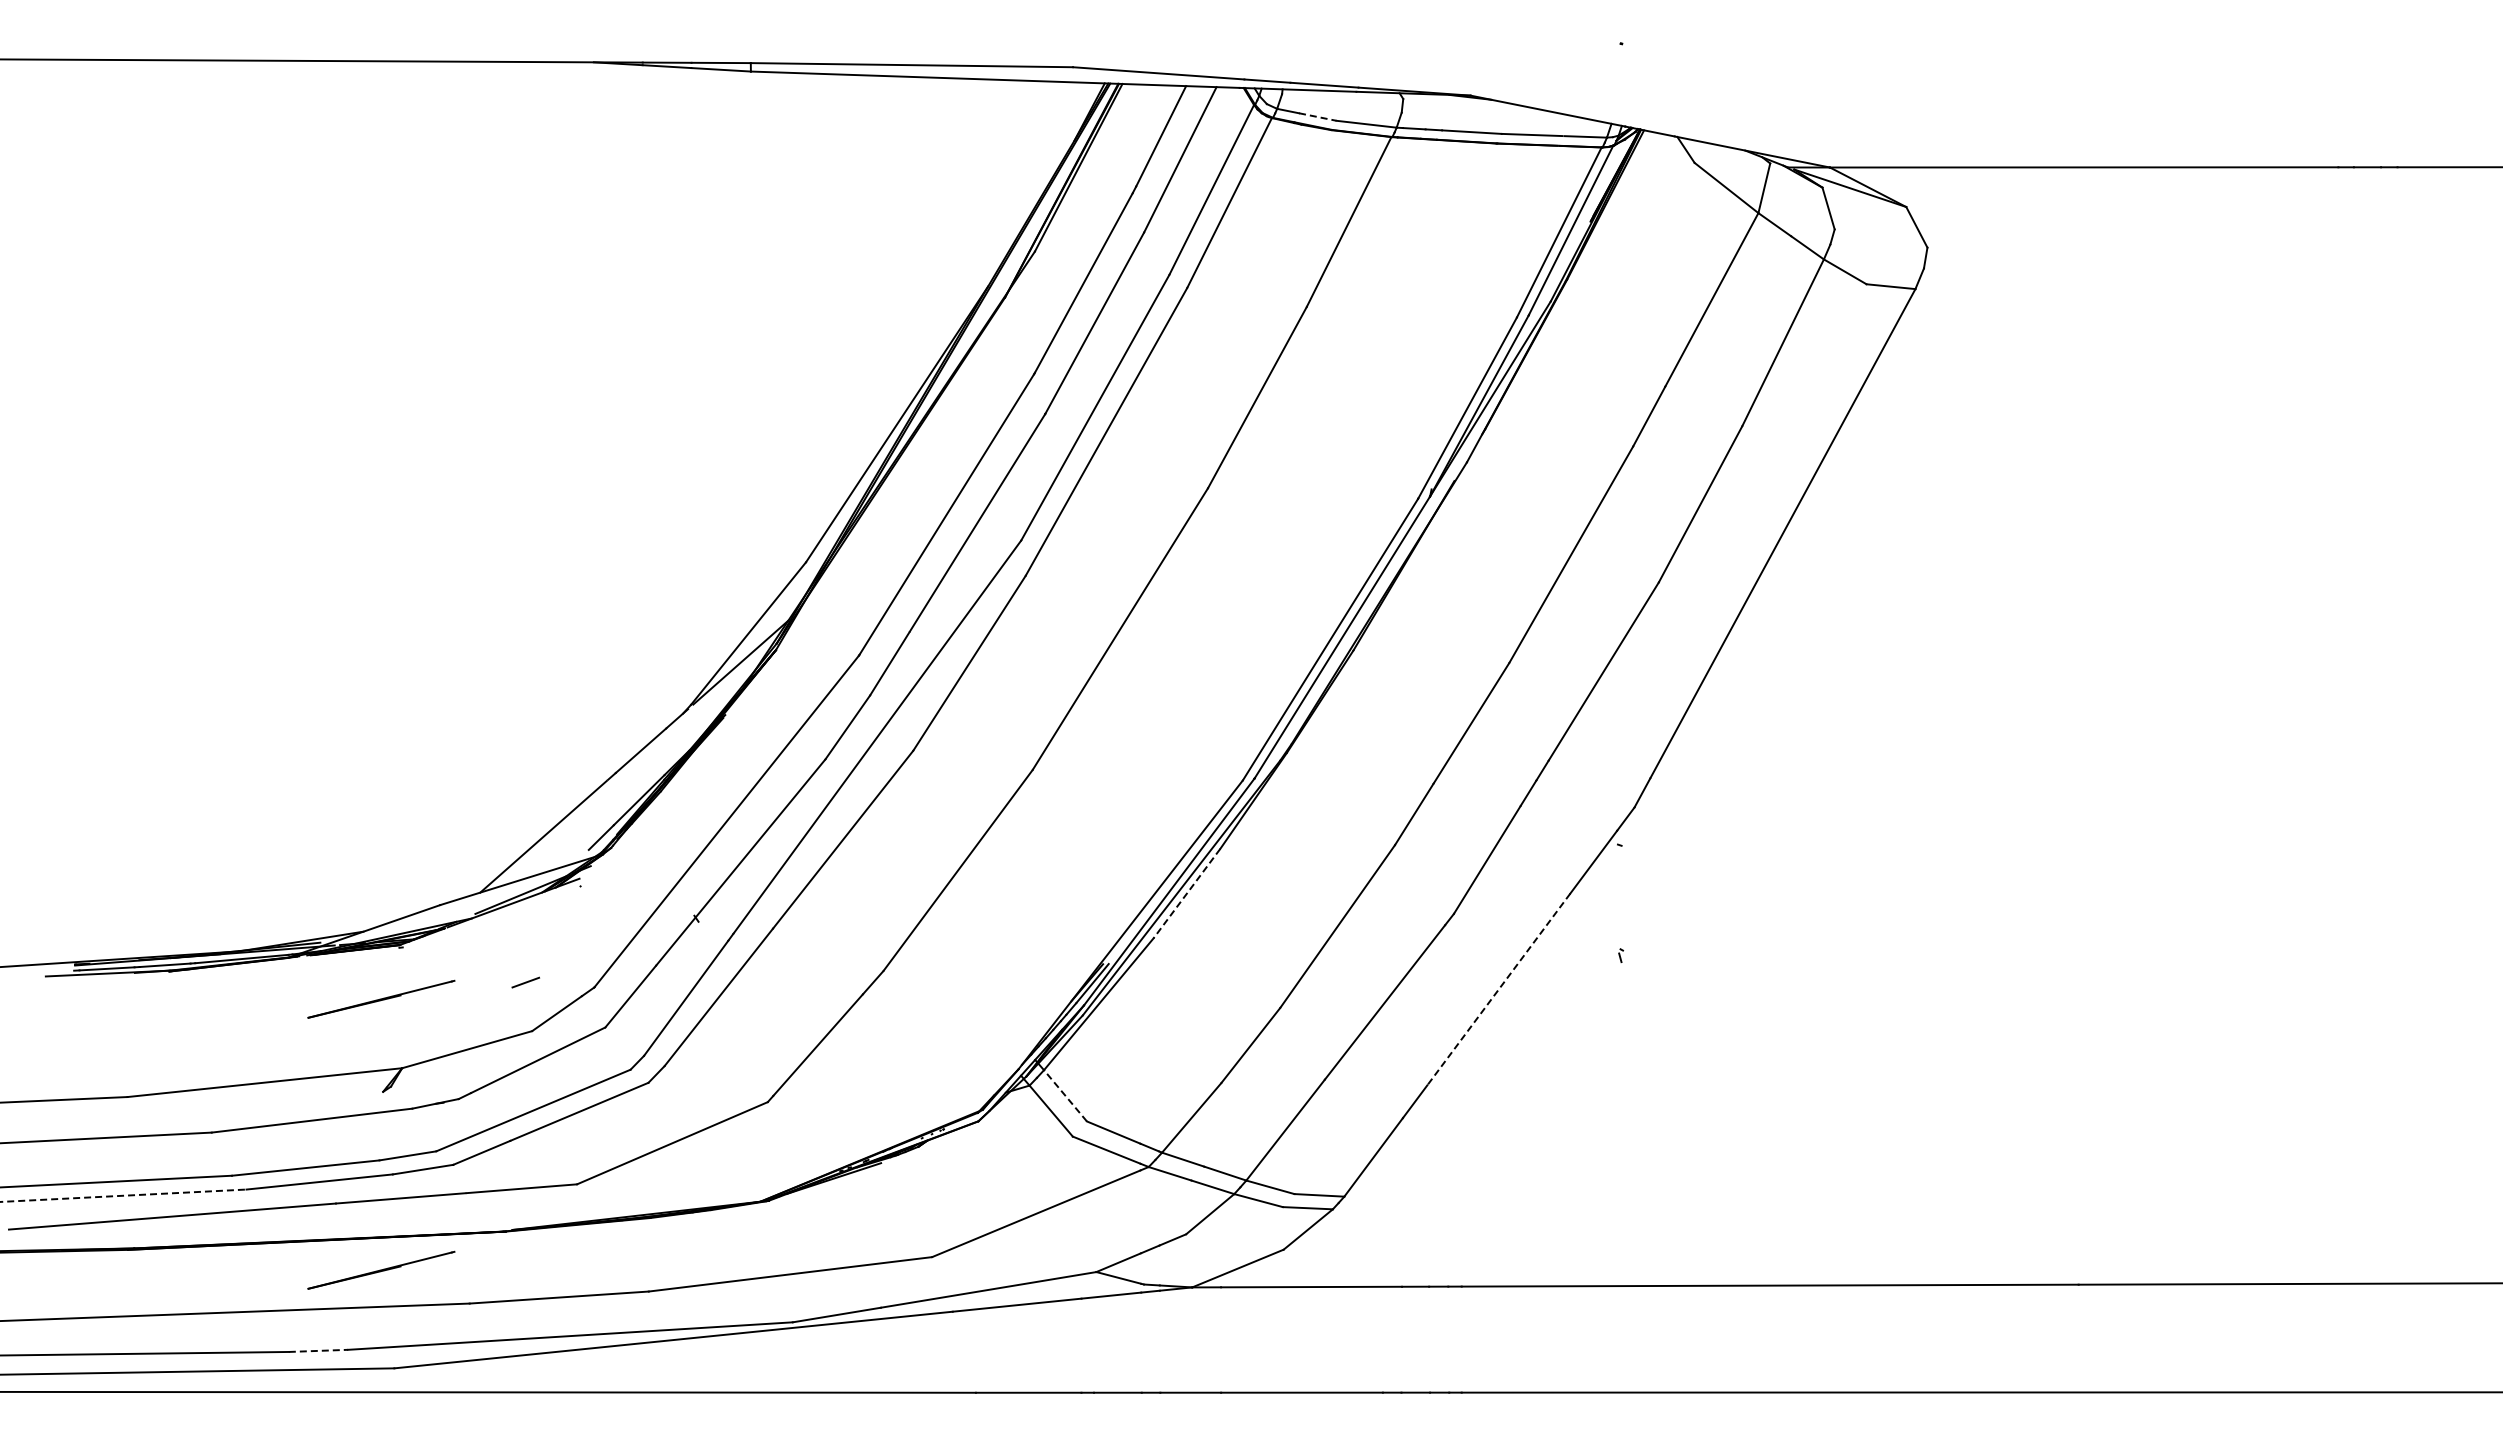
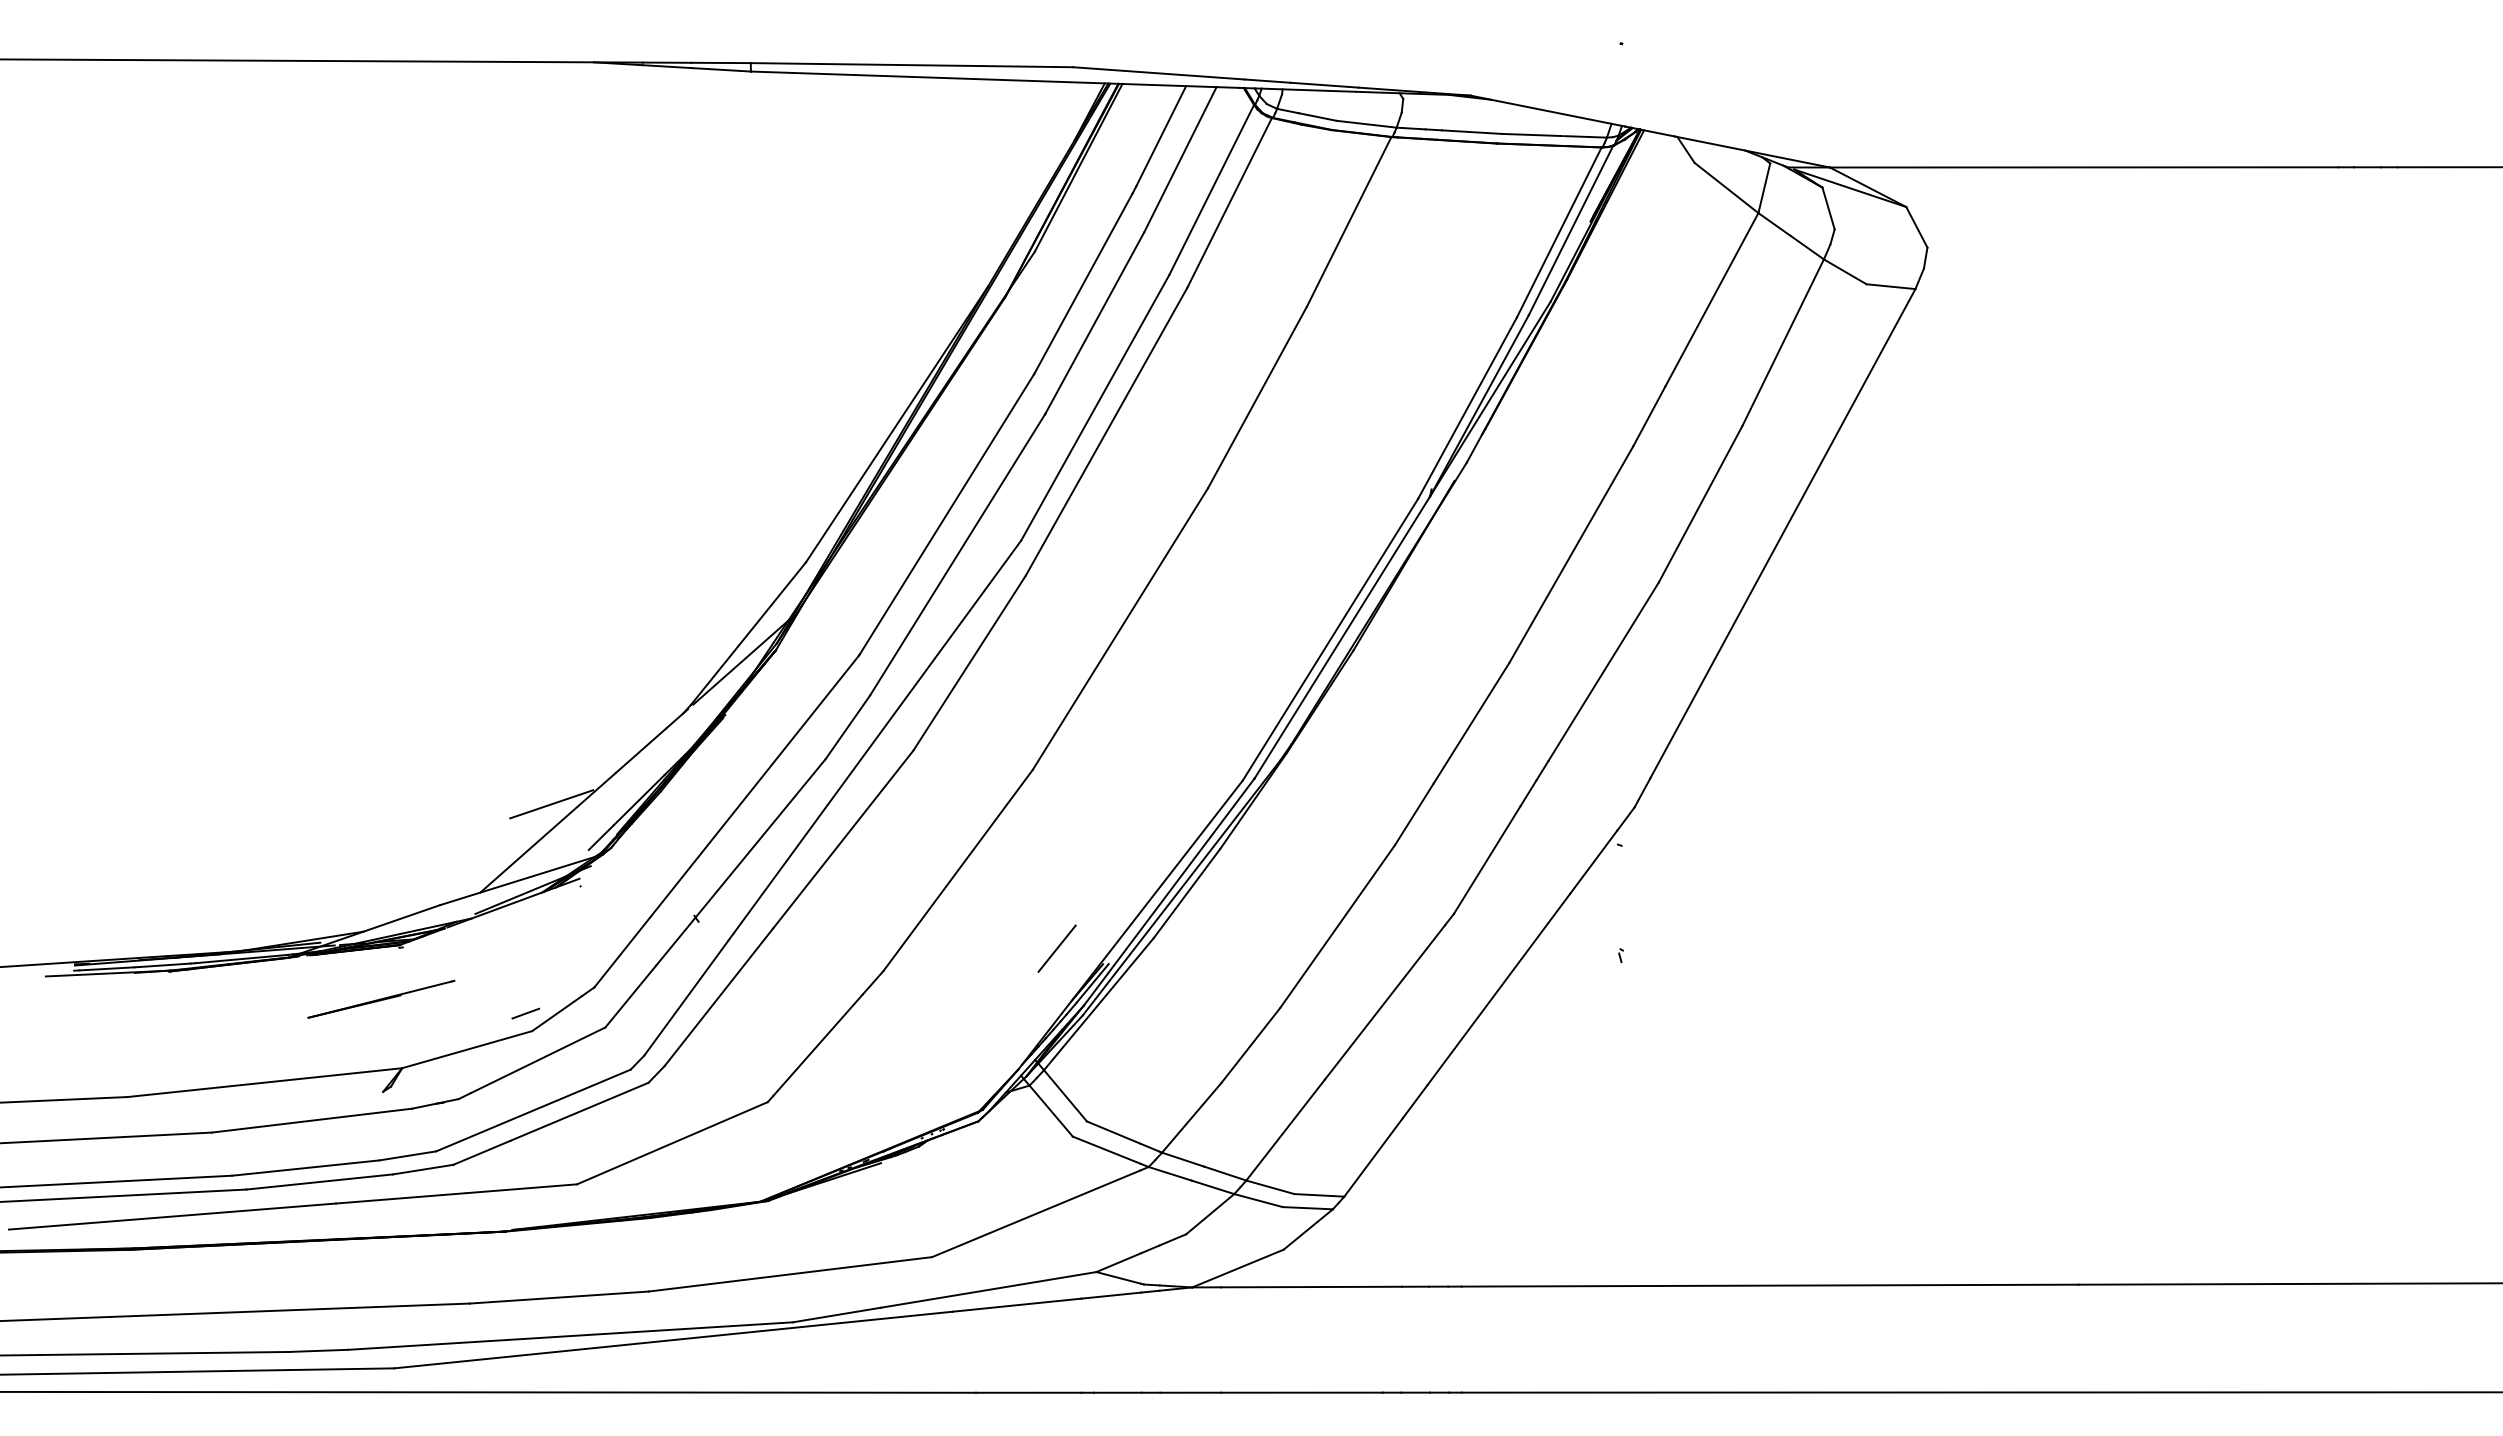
line: dashed -> solid (1318, 117)
line: none -> present (551, 804)
line: dashed -> solid (1186, 893)
line: none -> present (1056, 948)
line position: (525, 982) -> (525, 1013) (525, 1013)
line: dashed -> solid (1498, 989)
line: dashed -> solid (1065, 1095)
line: dashed -> solid (123, 1195)
line: present -> none (381, 1269)
line: dashed -> solid (318, 1350)
